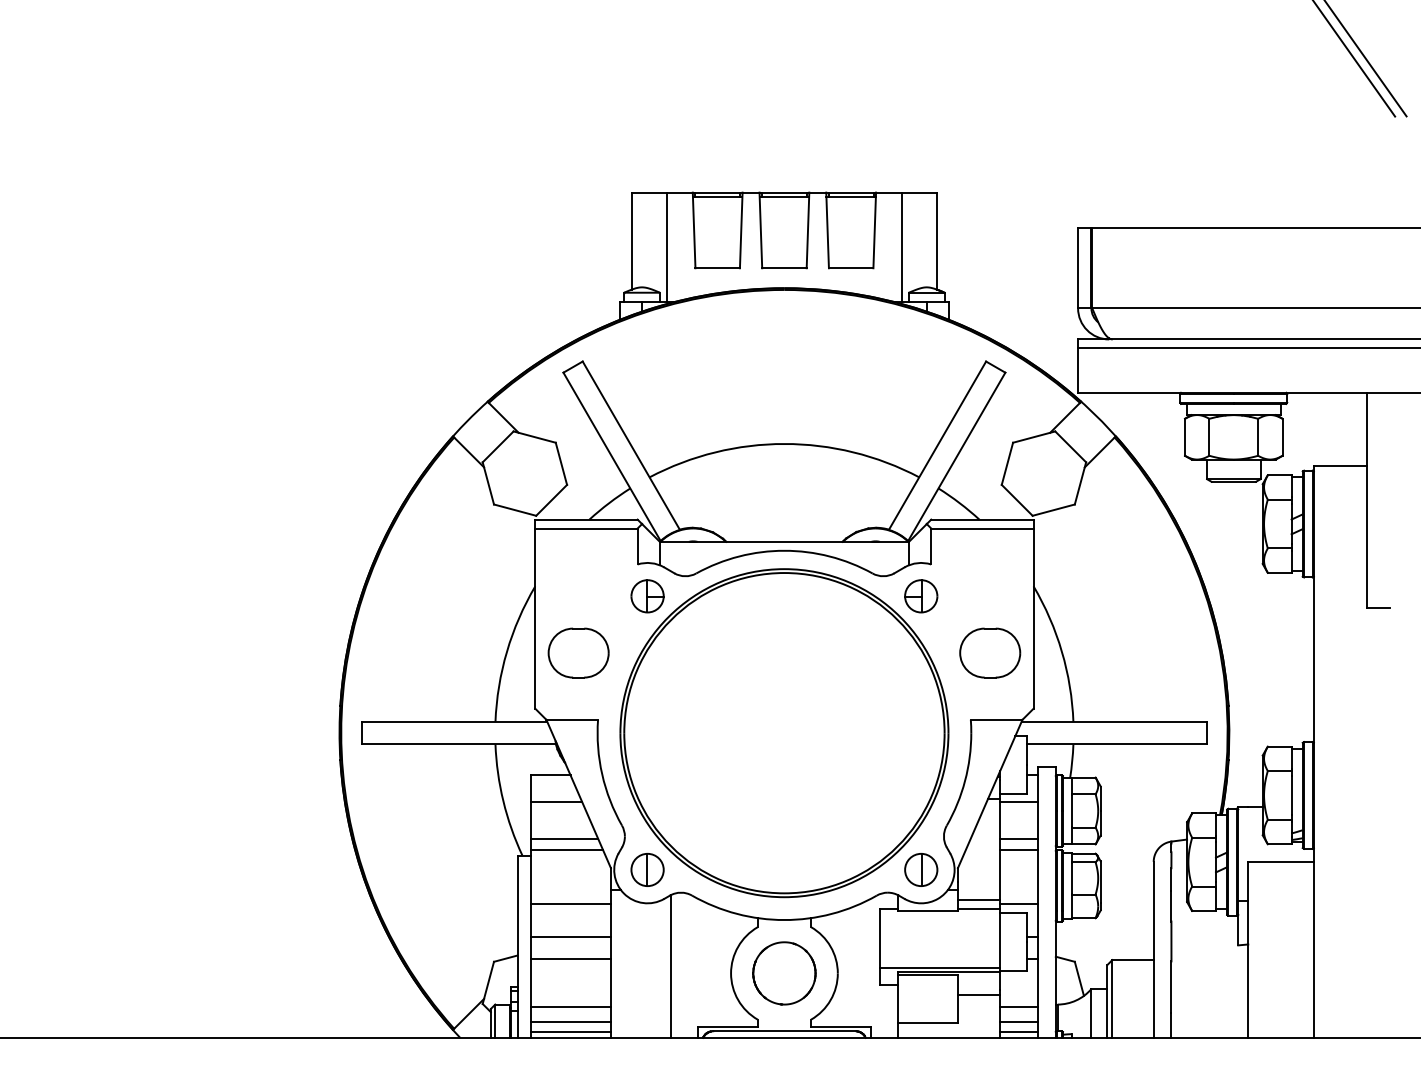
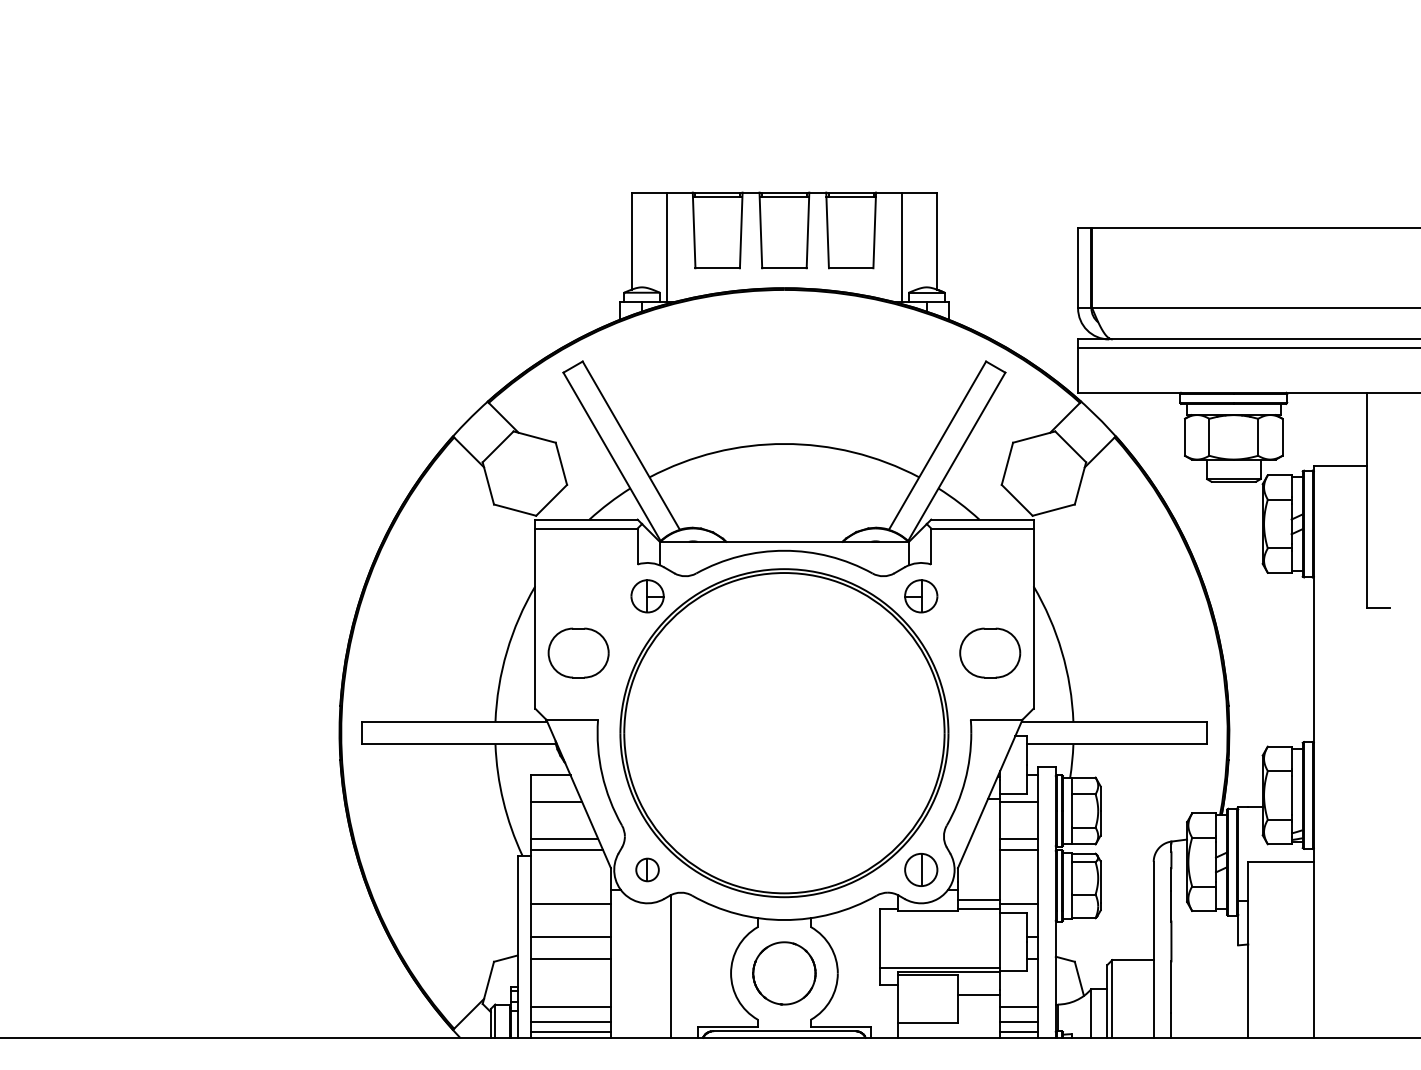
line: present -> none (1354, 59)
line: present -> none (1365, 59)
part size: 35x34 px -> 25x26 px (647, 869)
